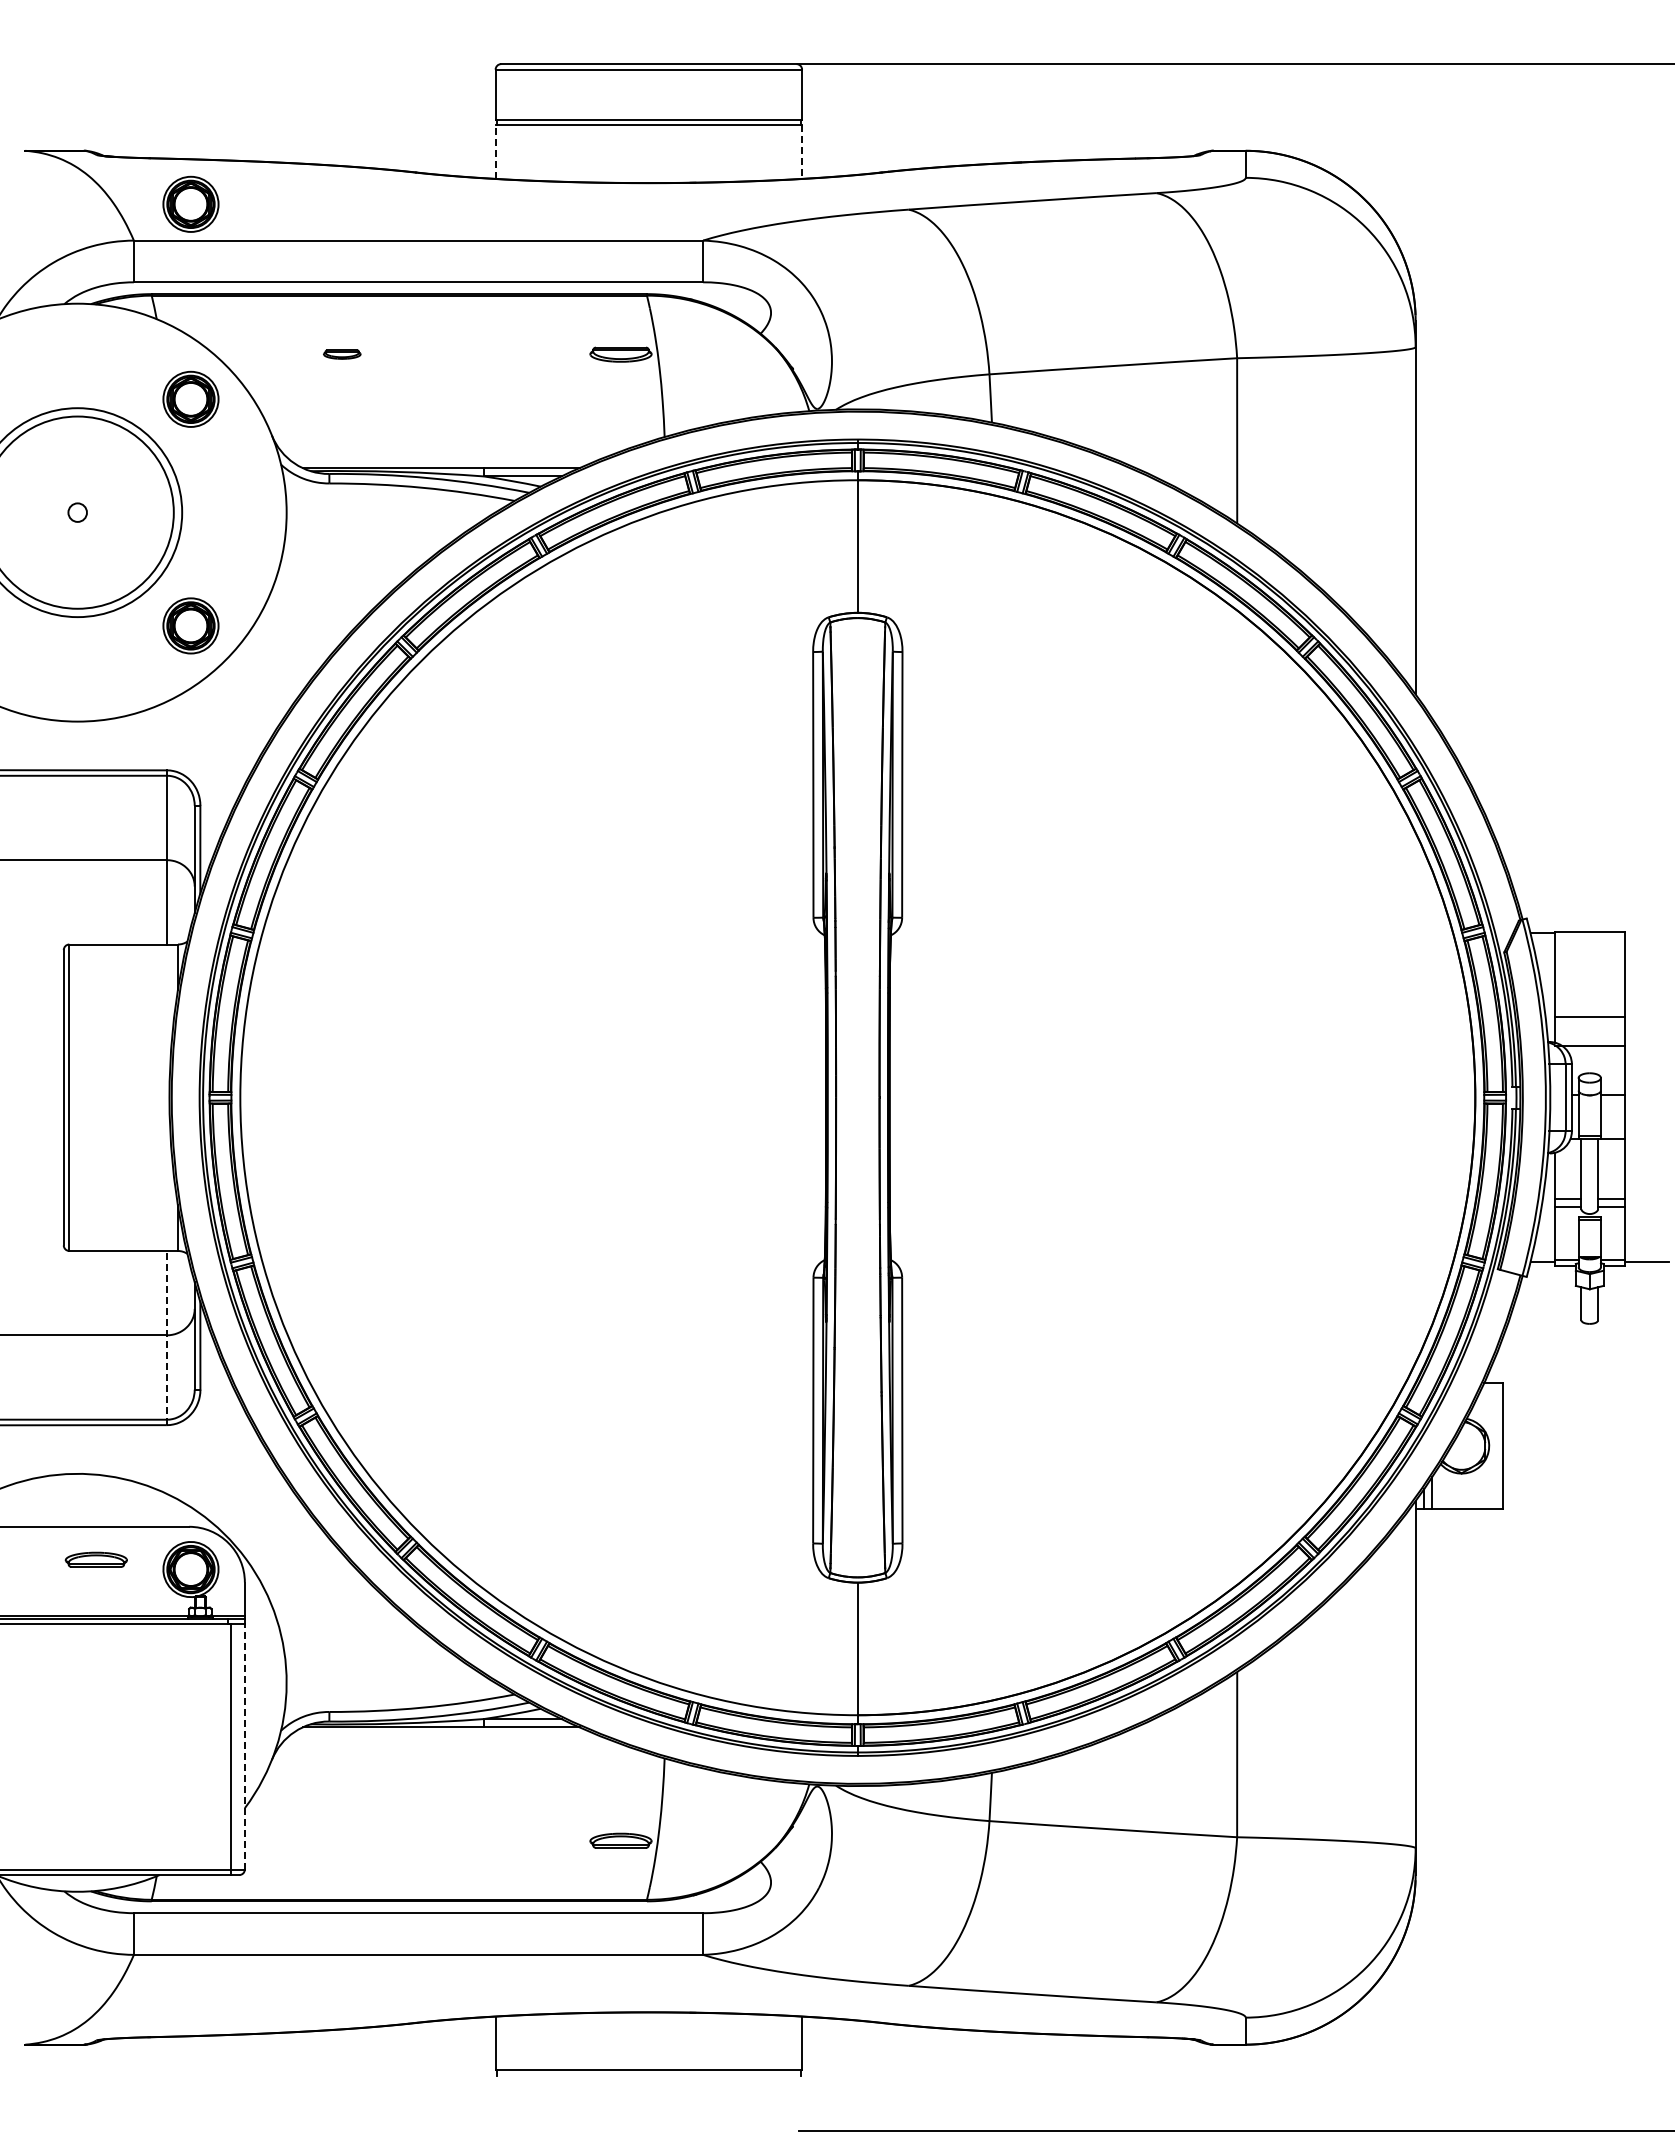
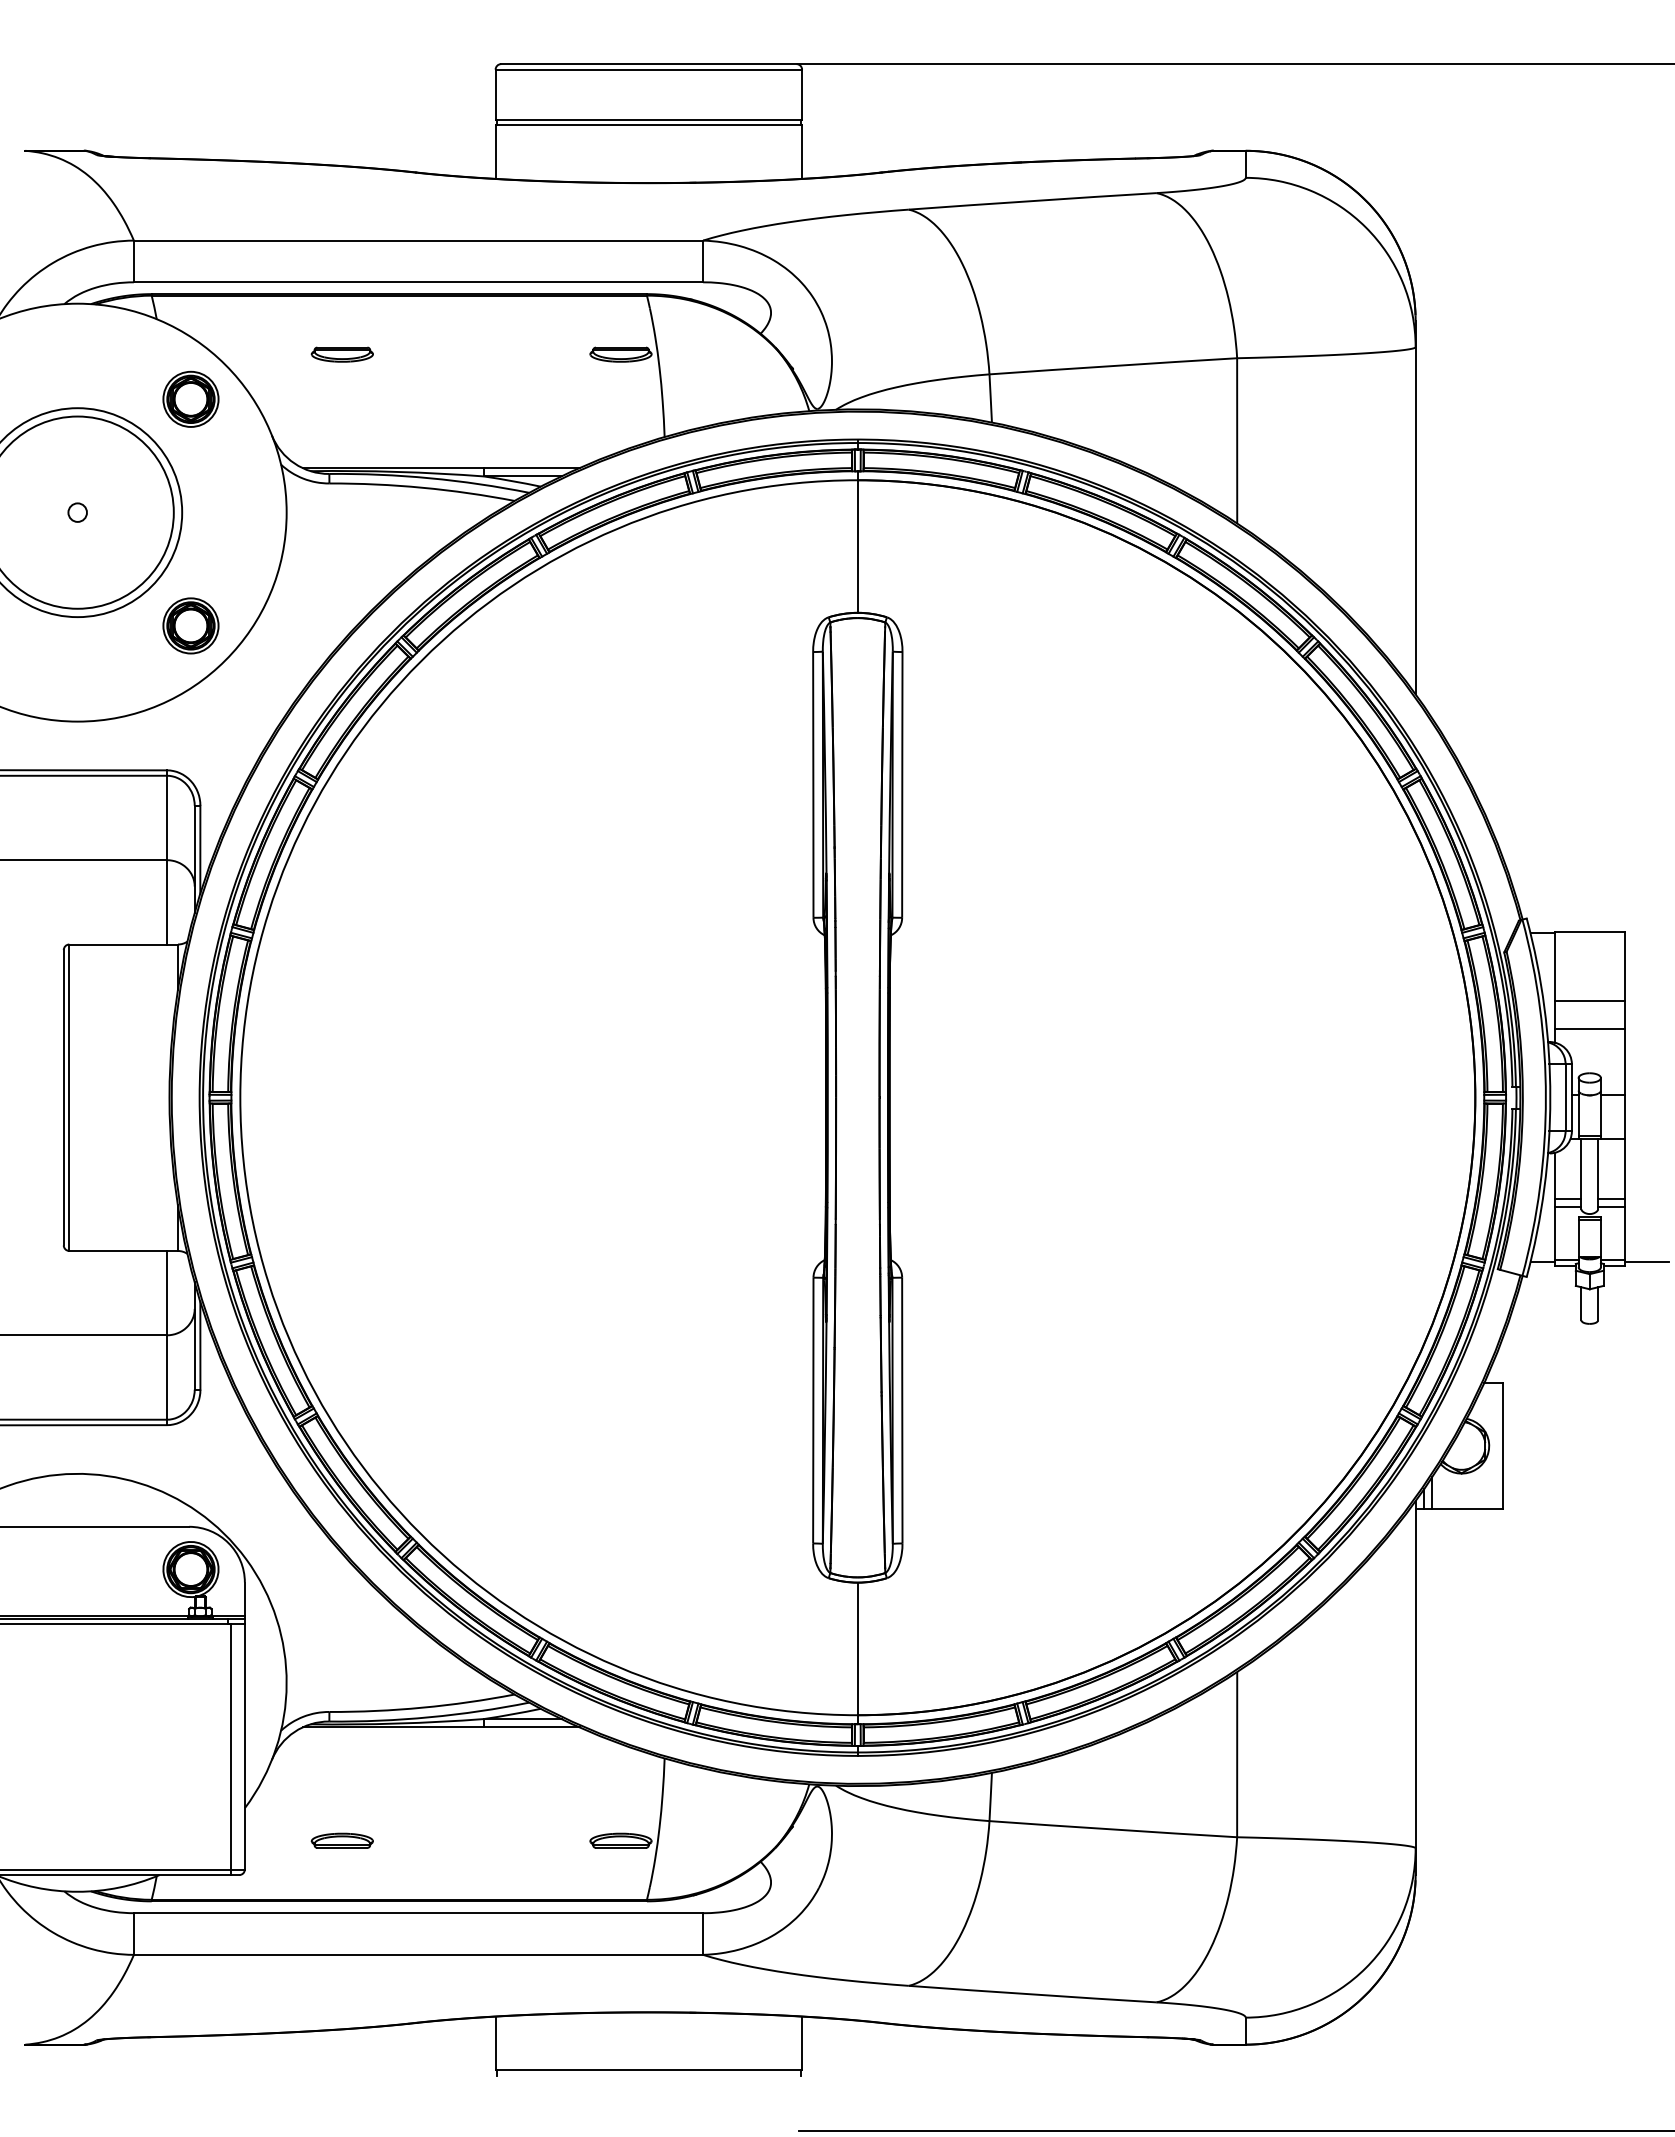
line: dashed -> solid (495, 152)
line: dashed -> solid (802, 152)
part: present -> none (190, 203)
part size: 39x11 px -> 64x17 px (341, 354)
line position: (1589, 1017) -> (1589, 1001) (1589, 1001)
line position: (1589, 1046) -> (1589, 1029) (1589, 1029)
line: dashed -> solid (166, 1337)
part position: (95, 1559) -> (341, 1840) (341, 1840)
line: dashed -> solid (244, 1746)
